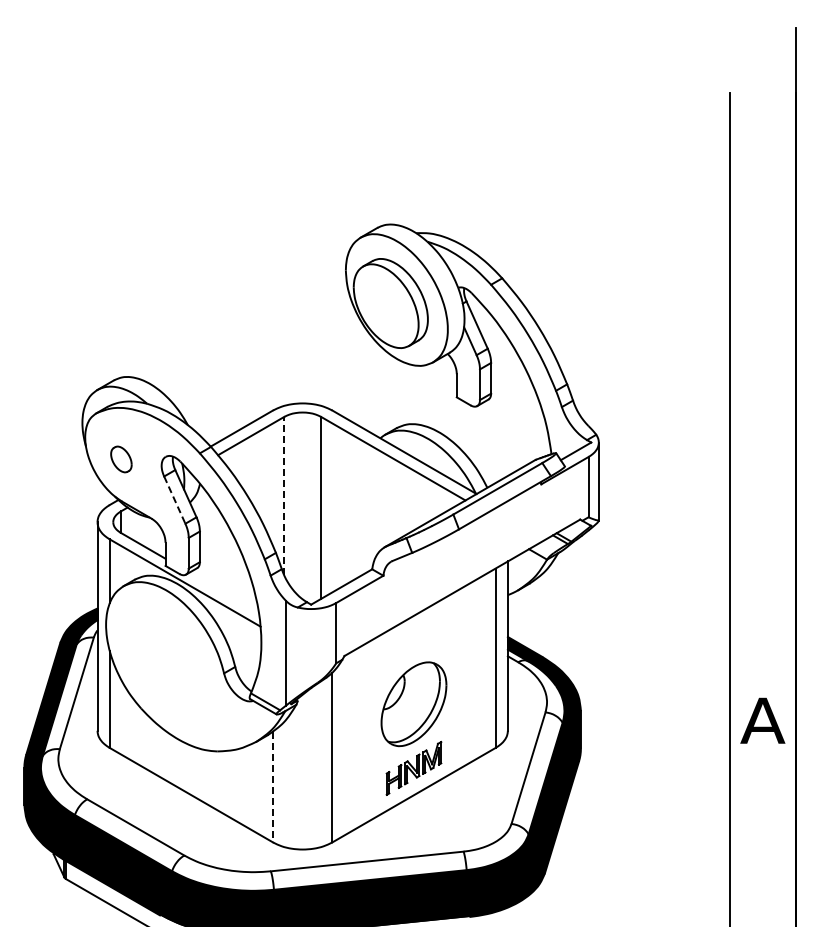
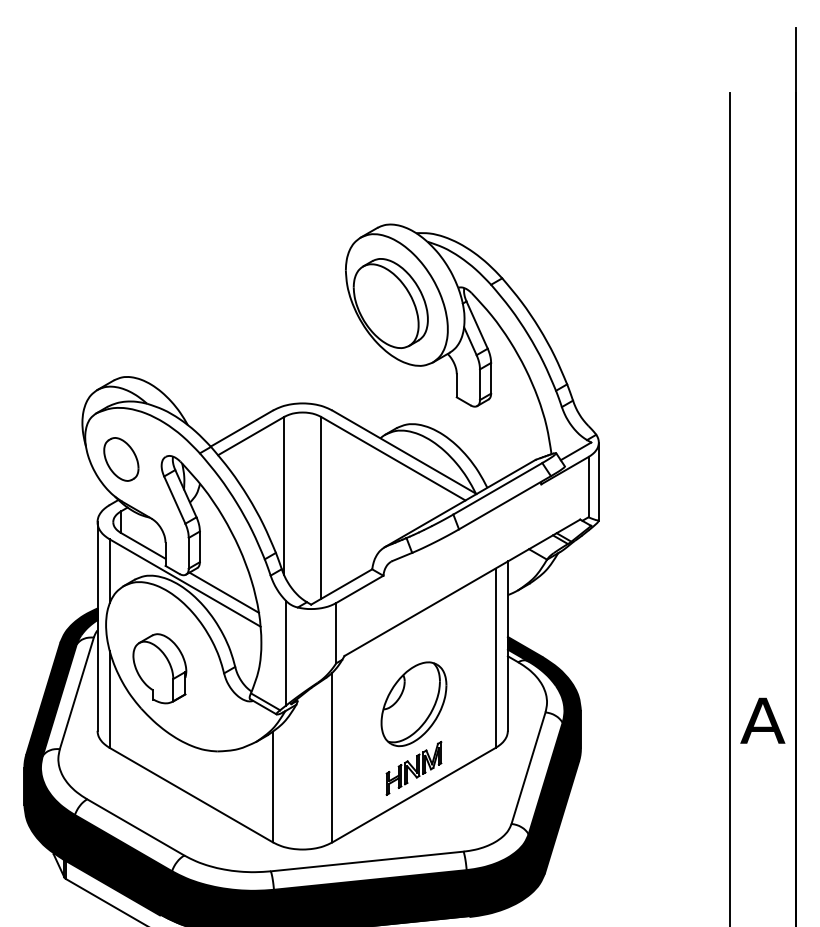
part size: 23x29 px -> 37x45 px (121, 459)
line: dashed -> solid (284, 495)
line: dashed -> solid (174, 500)
line: none -> present (223, 592)
part: none -> present (159, 668)
line: dashed -> solid (273, 787)
